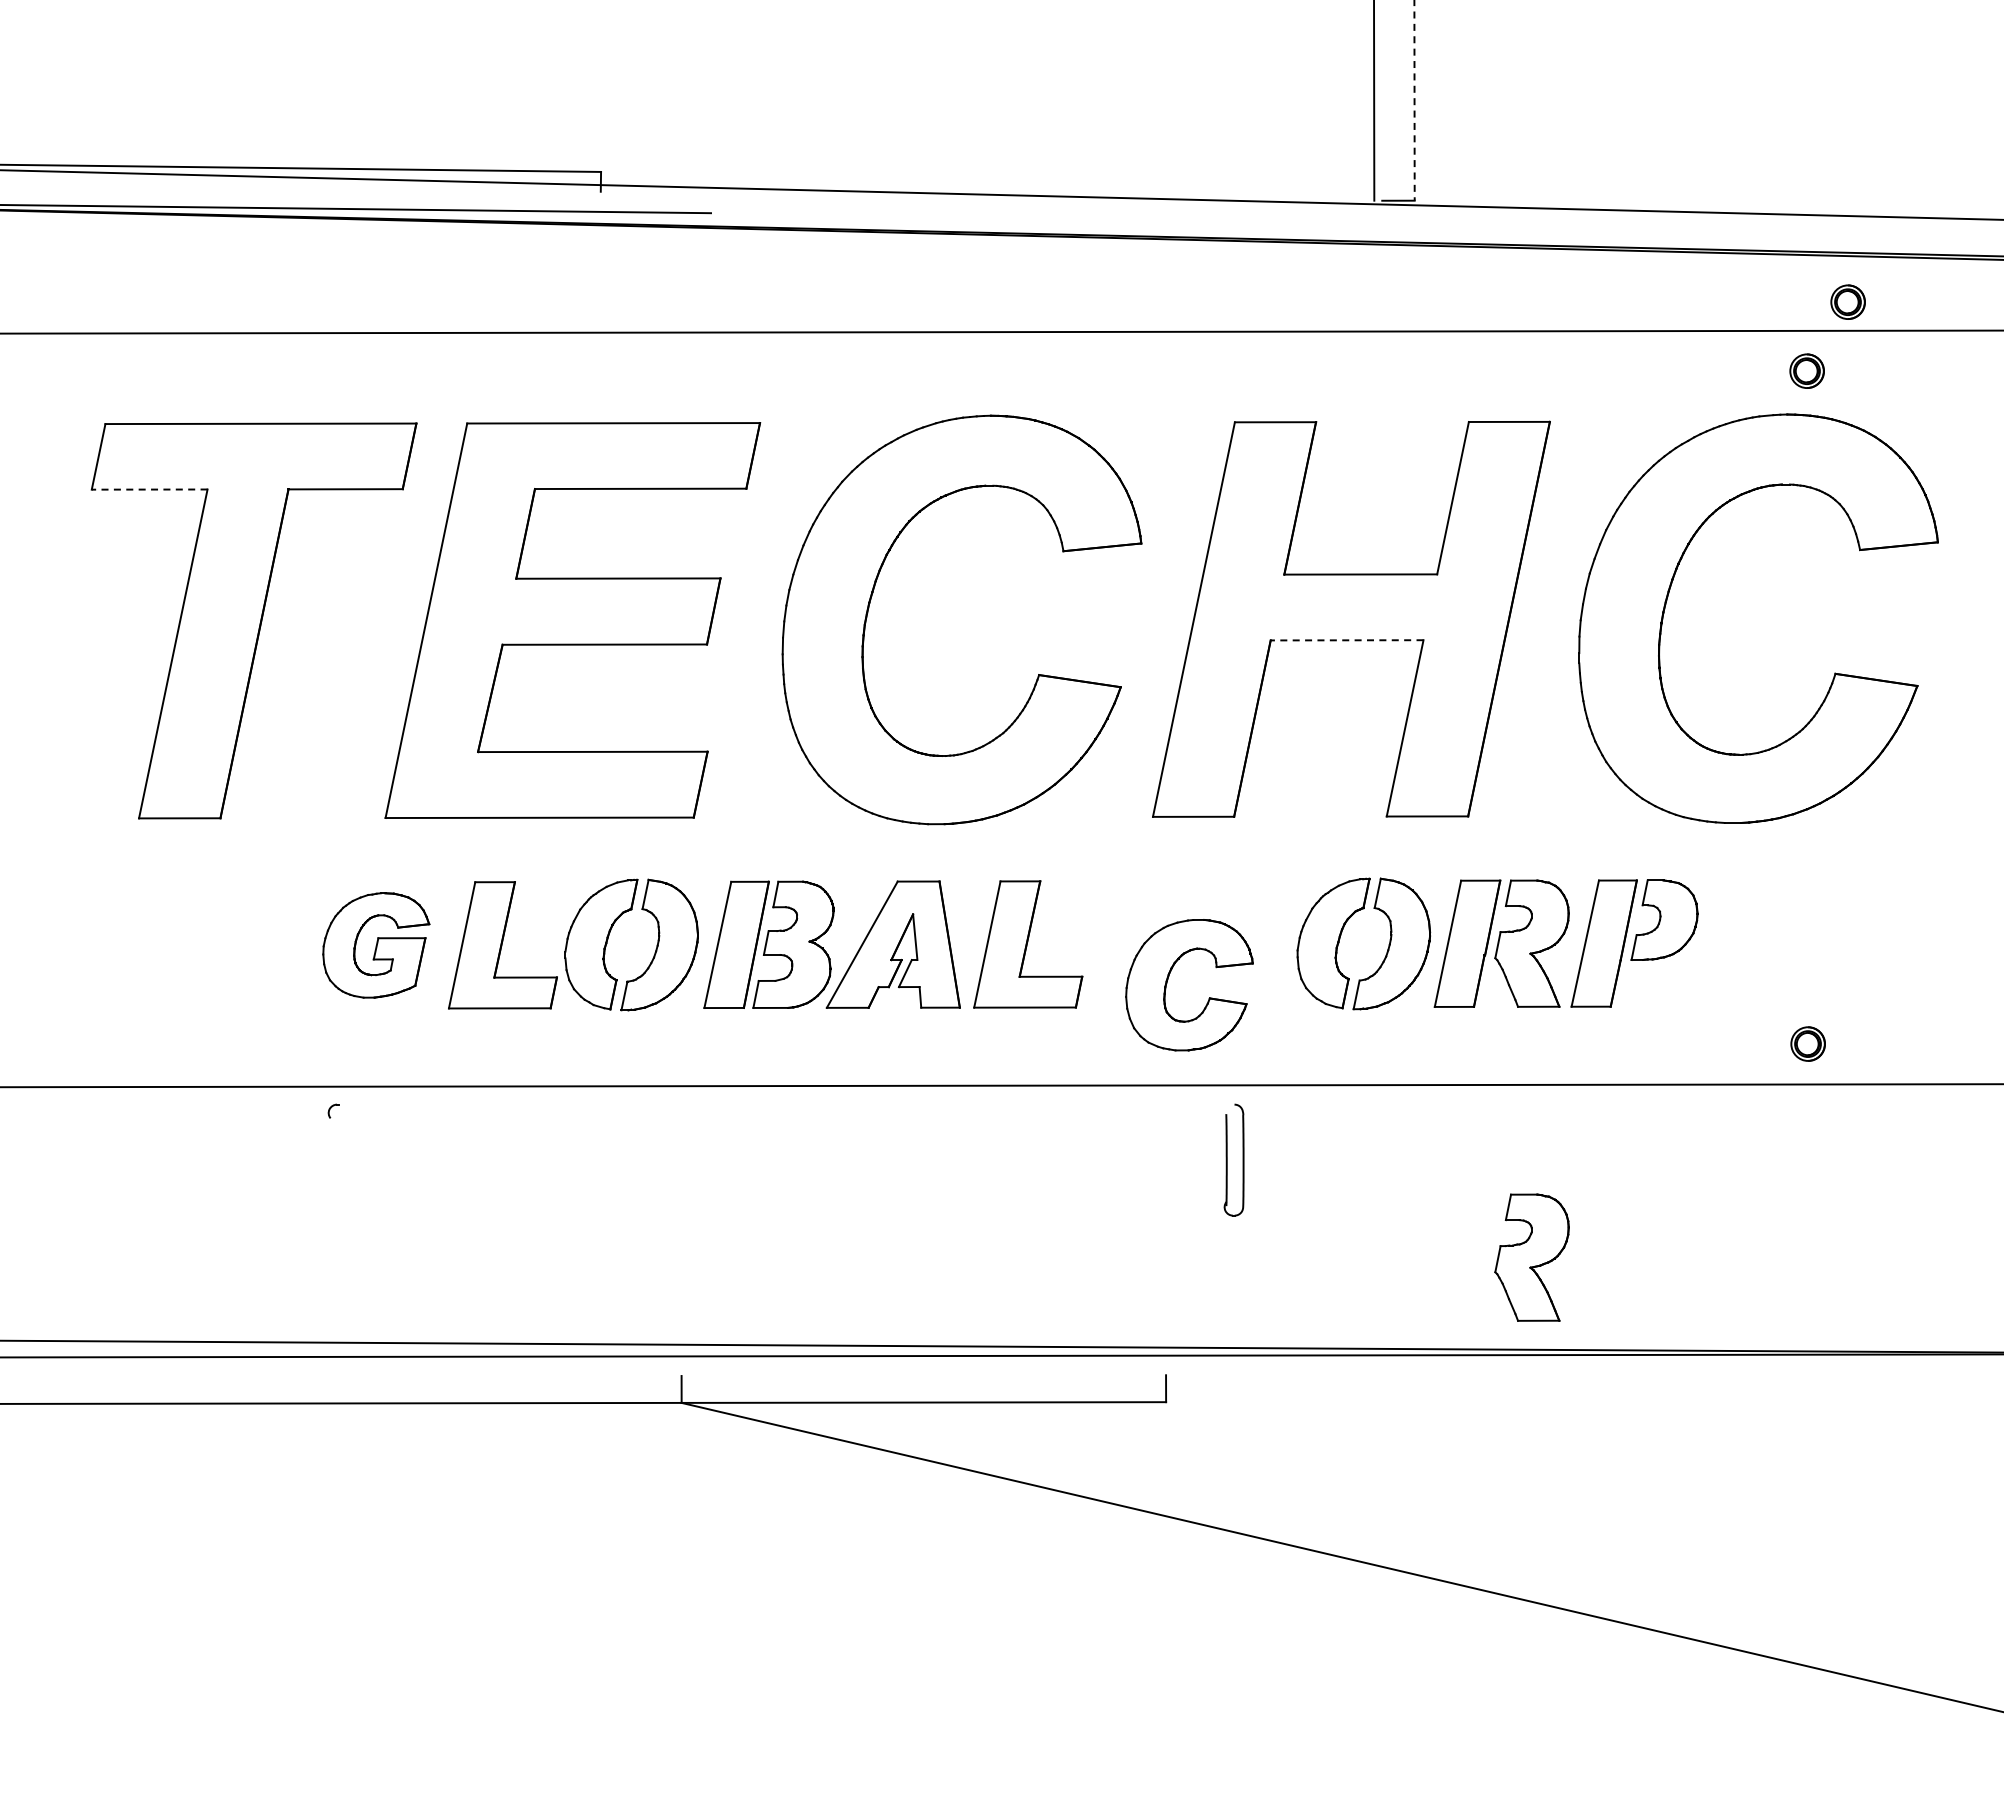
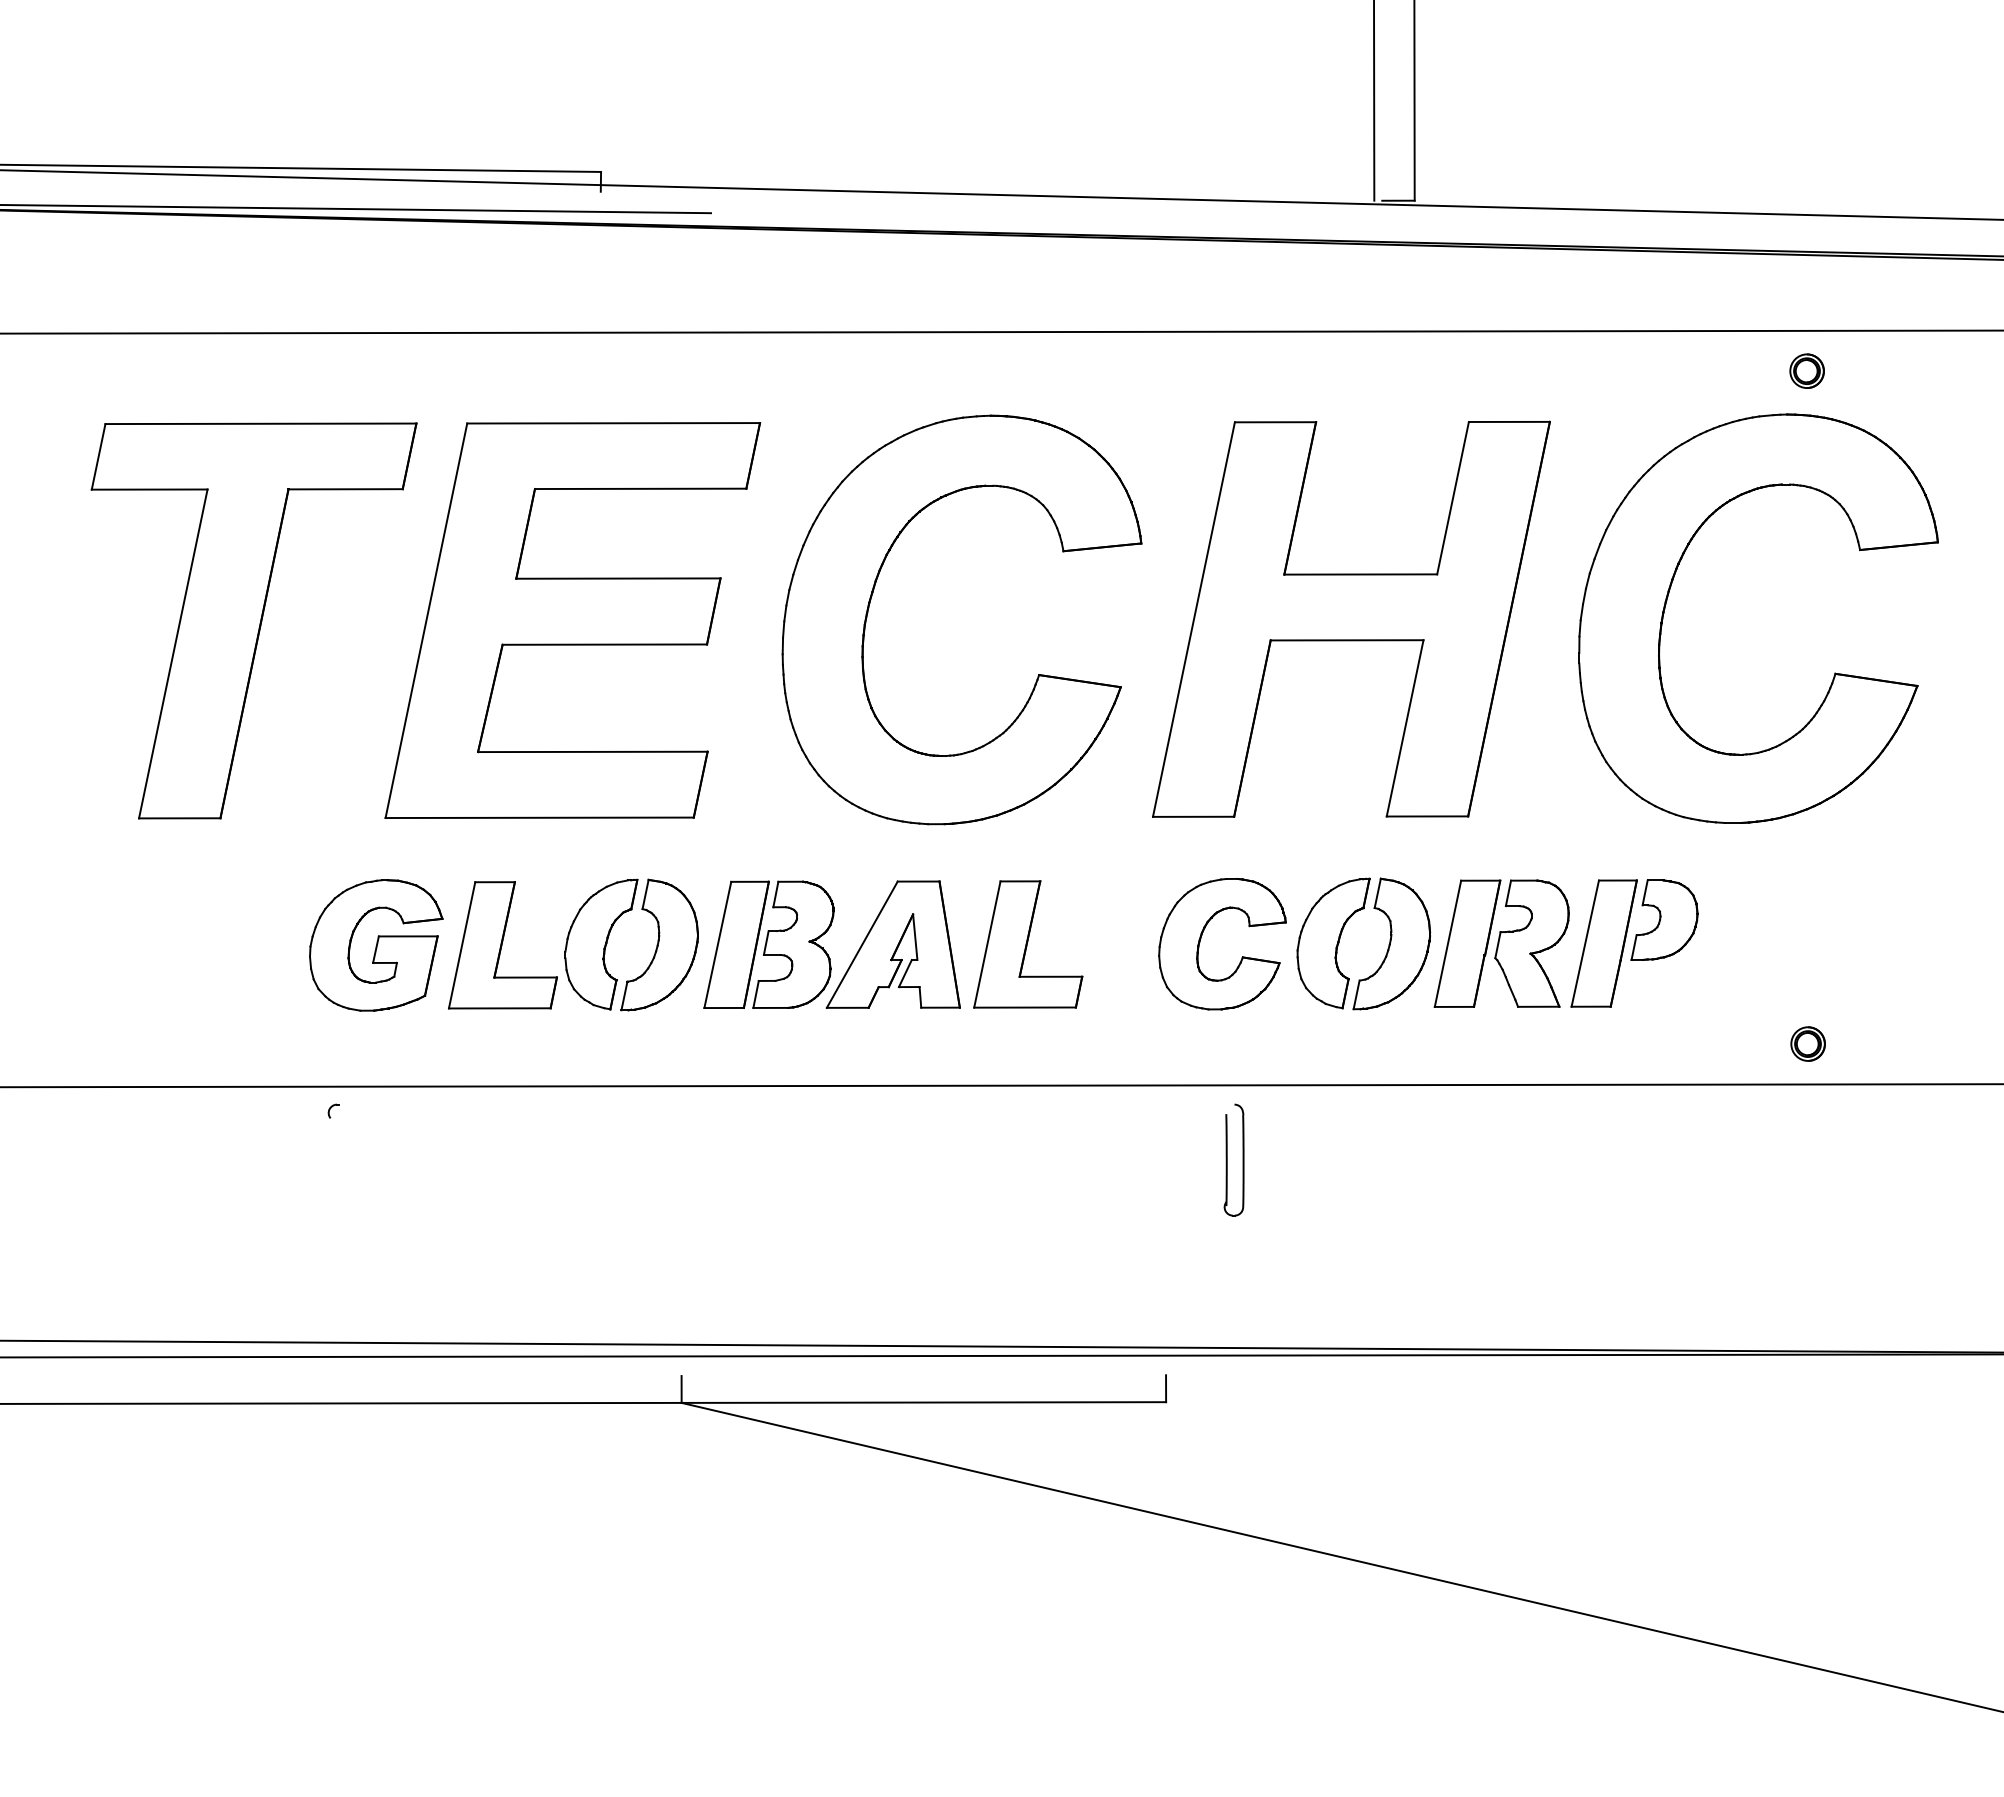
line: dashed -> solid (1414, 100)
part: present -> none (1847, 301)
line: dashed -> solid (149, 489)
line: dashed -> solid (1346, 640)
part size: 109x107 px -> 135x133 px (376, 945)
part position: (1168, 979) -> (1201, 938) (1201, 938)
part: present -> none (1531, 1257)
